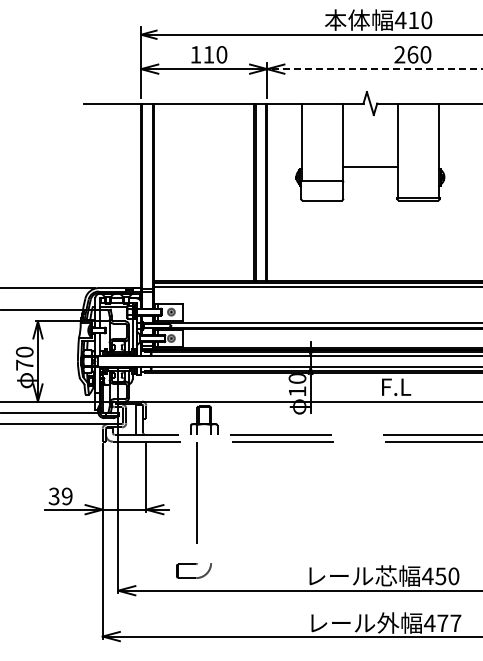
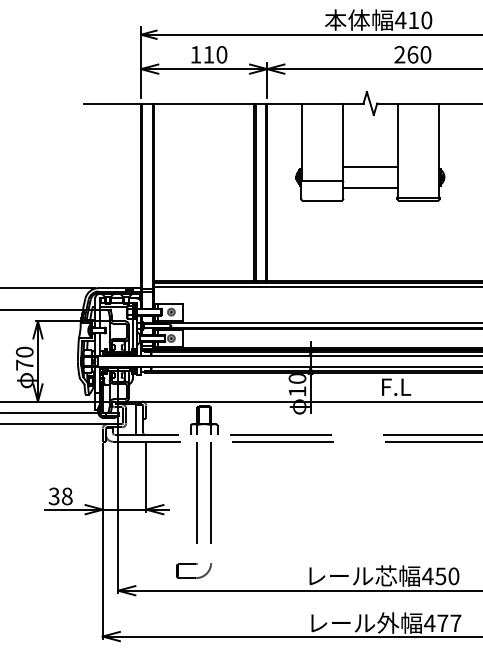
line: dashed -> solid (374, 69)
line: none -> present (370, 187)
line: none -> present (210, 492)
text: 39 -> 38 (66, 496)
